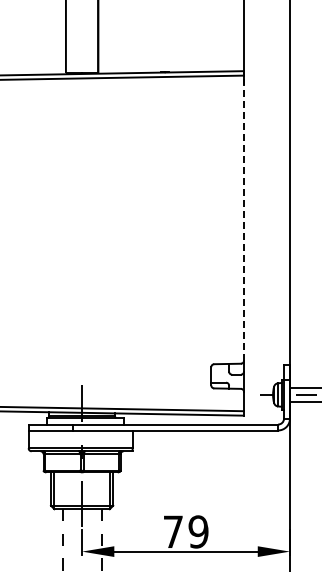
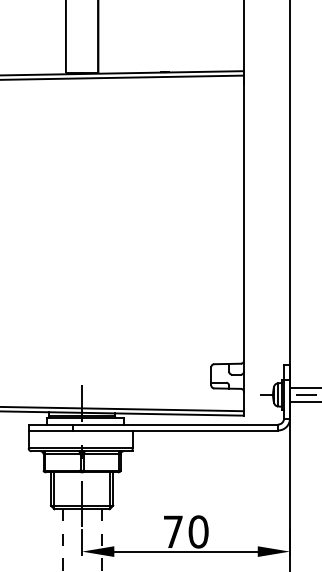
line: dashed -> solid (243, 218)
text: 79 -> 70 (198, 531)
